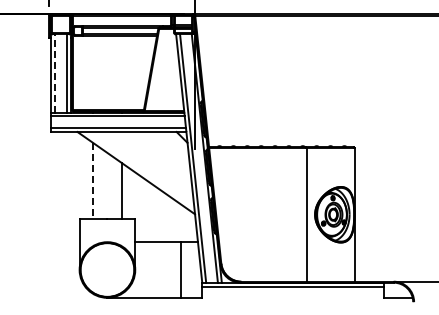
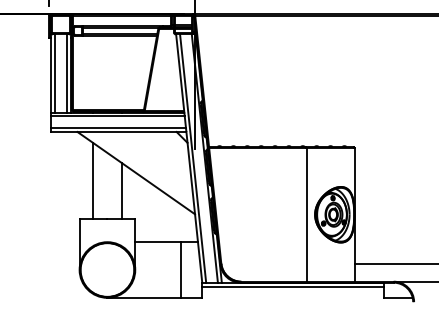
line: dashed -> solid (55, 72)
line: dashed -> solid (92, 181)
line: none -> present (395, 264)
